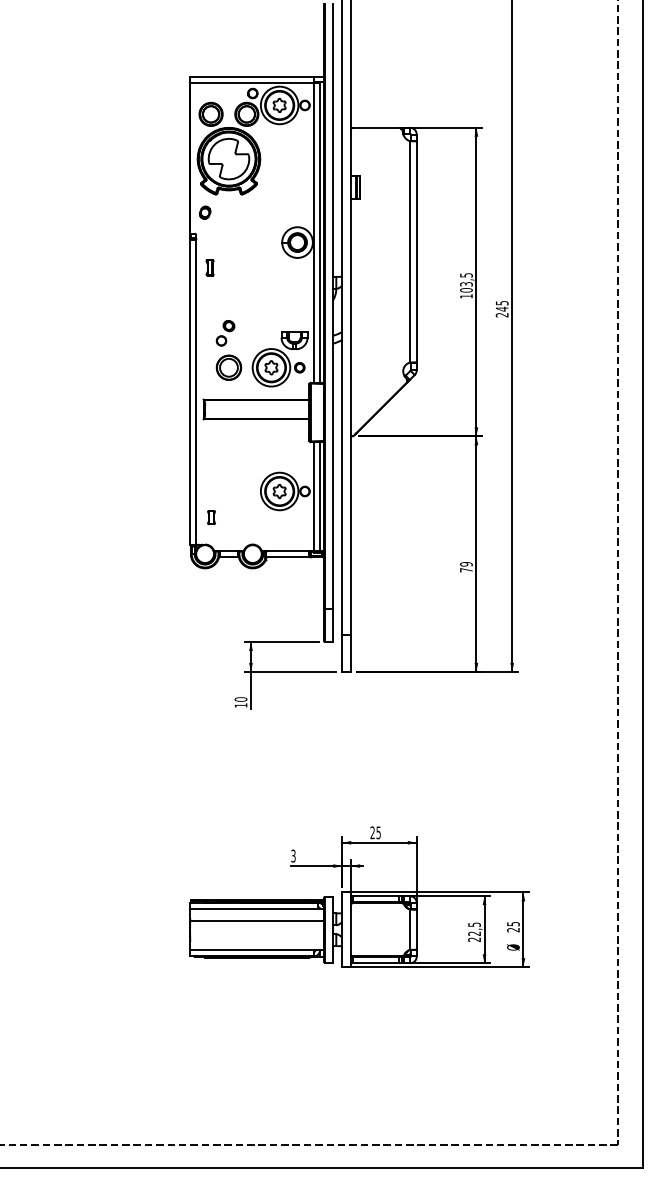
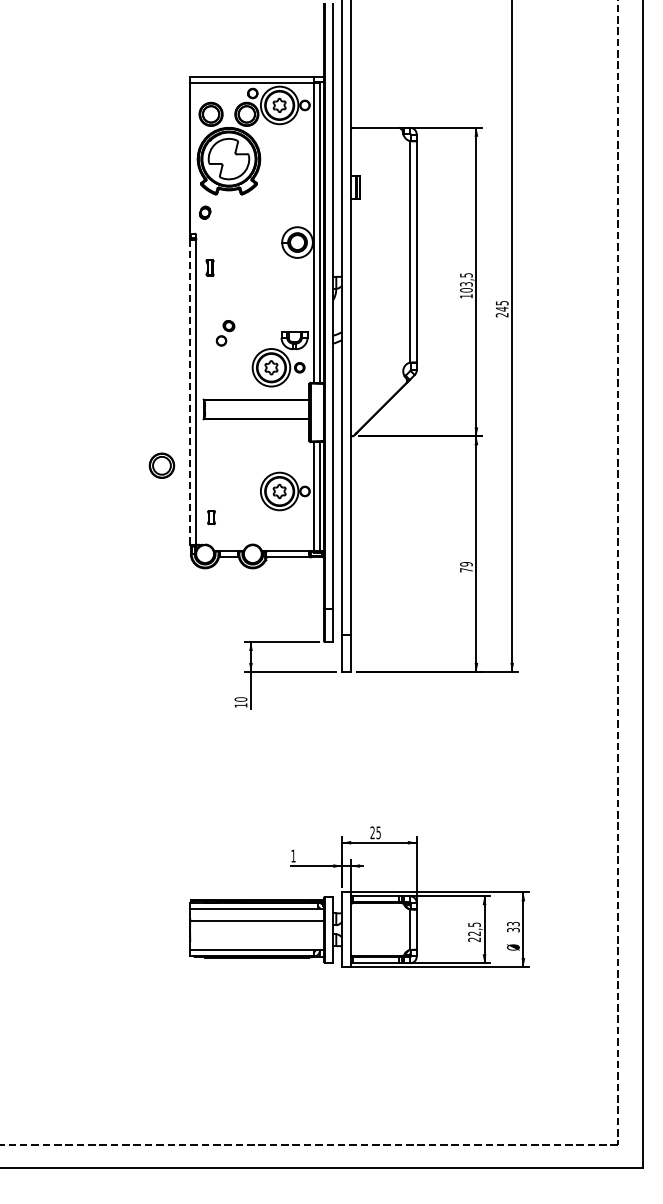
part position: (228, 367) -> (161, 465) (161, 465)
line: solid -> dashed (190, 392)
text: 3 -> 1 (293, 855)
text: 25 -> 33 (513, 927)
